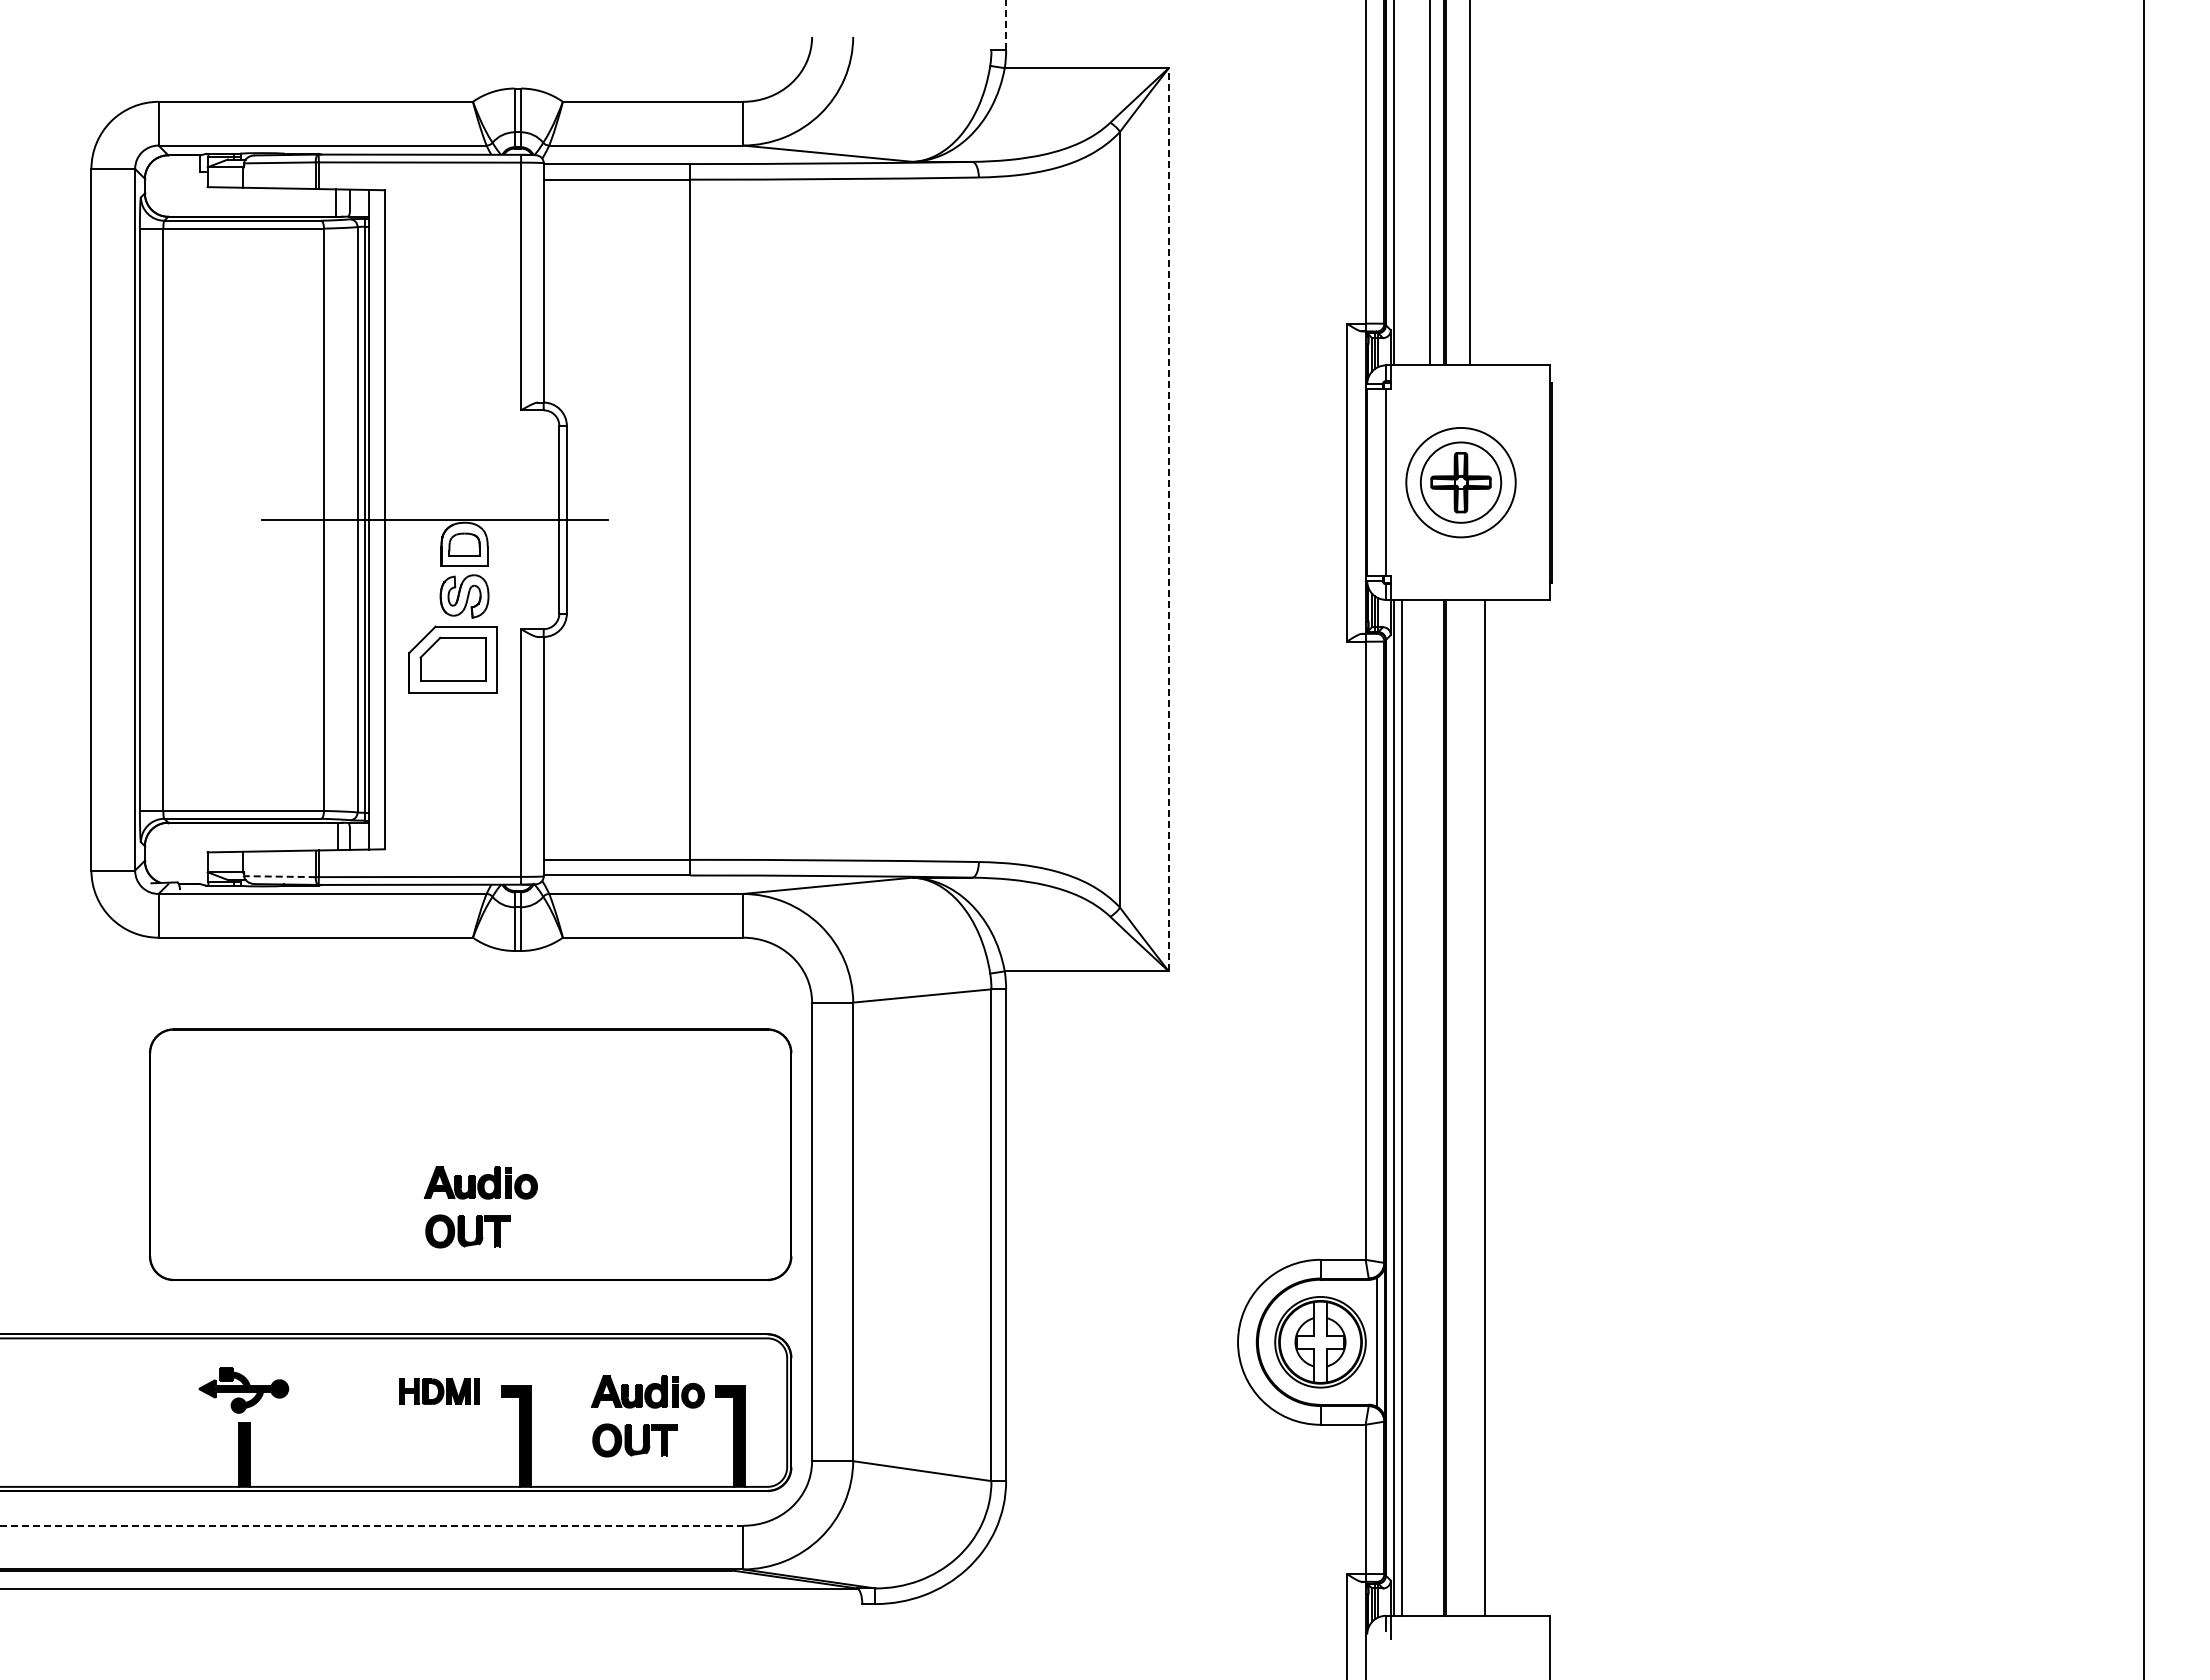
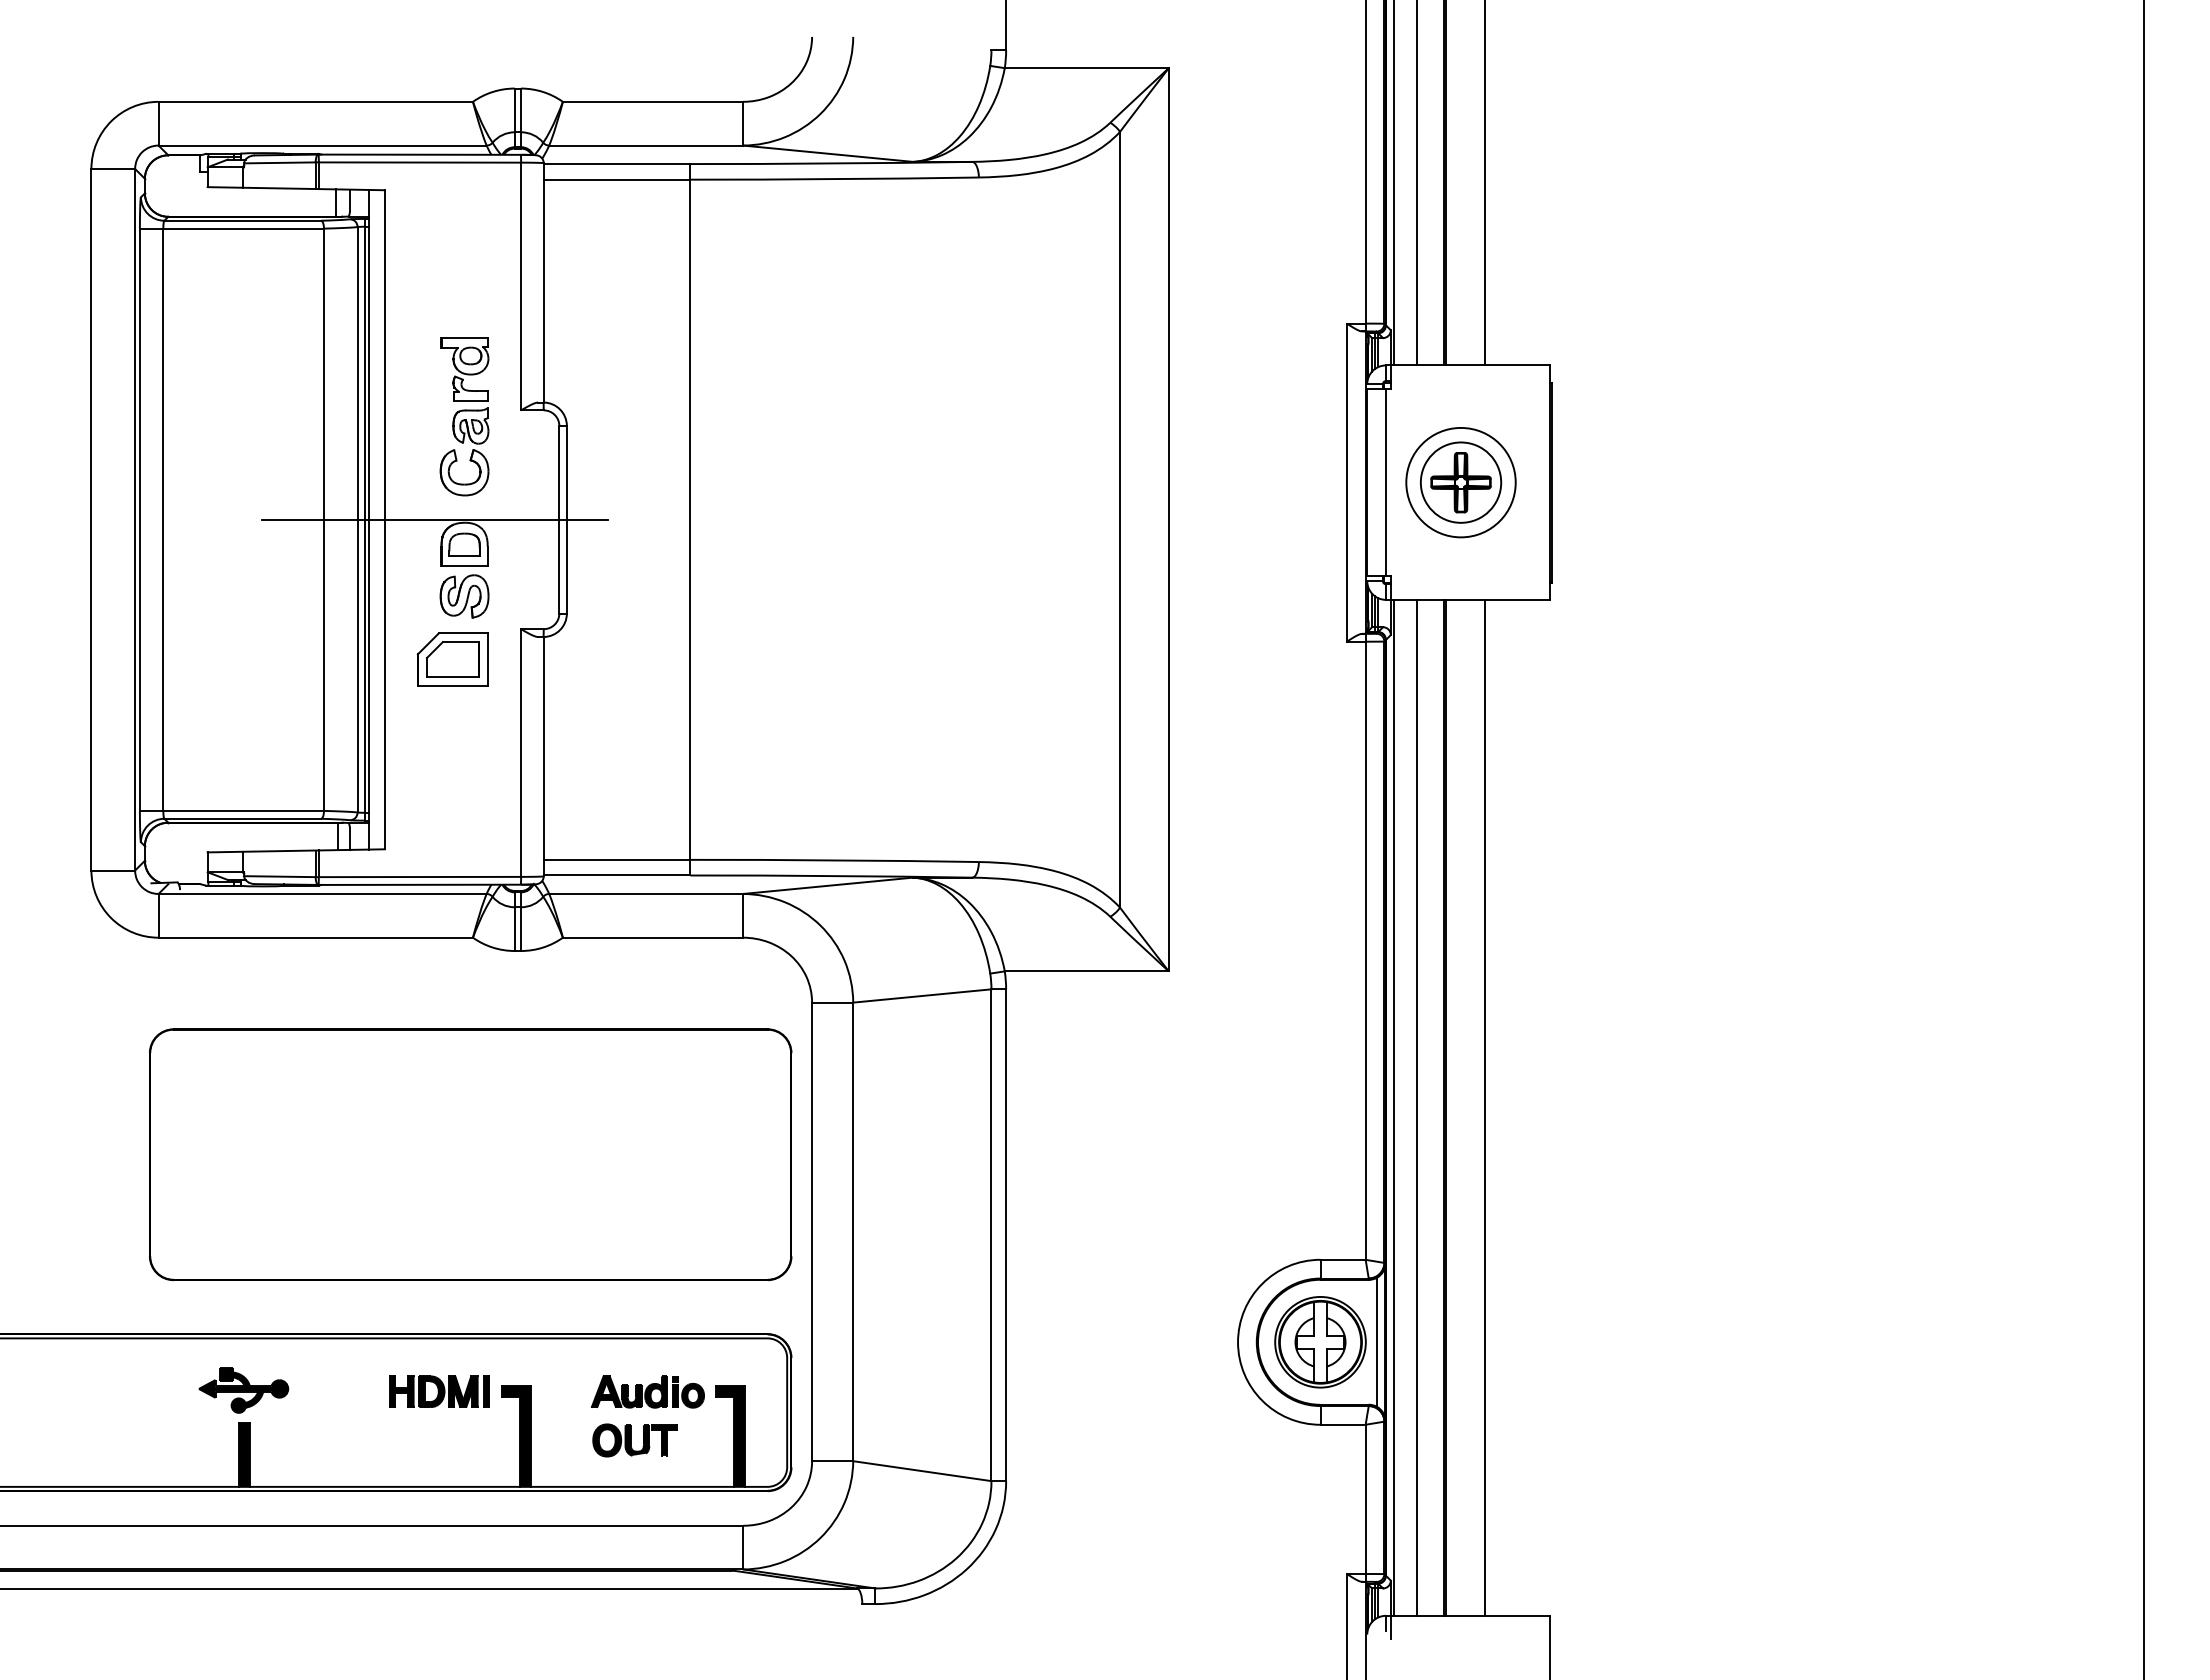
line: dashed -> solid (1006, 25)
line position: (1430, 183) -> (1417, 183) (1417, 183)
line position: (1469, 183) -> (1484, 183) (1484, 183)
part: none -> present (464, 416)
line: dashed -> solid (1168, 519)
part size: 90x69 px -> 73x55 px (452, 659)
line: dashed -> solid (279, 876)
line position: (1402, 1107) -> (1417, 1107) (1417, 1107)
part: present -> none (480, 1215)
part size: 81x27 px -> 101x33 px (439, 1391)
line: dashed -> solid (372, 1525)
